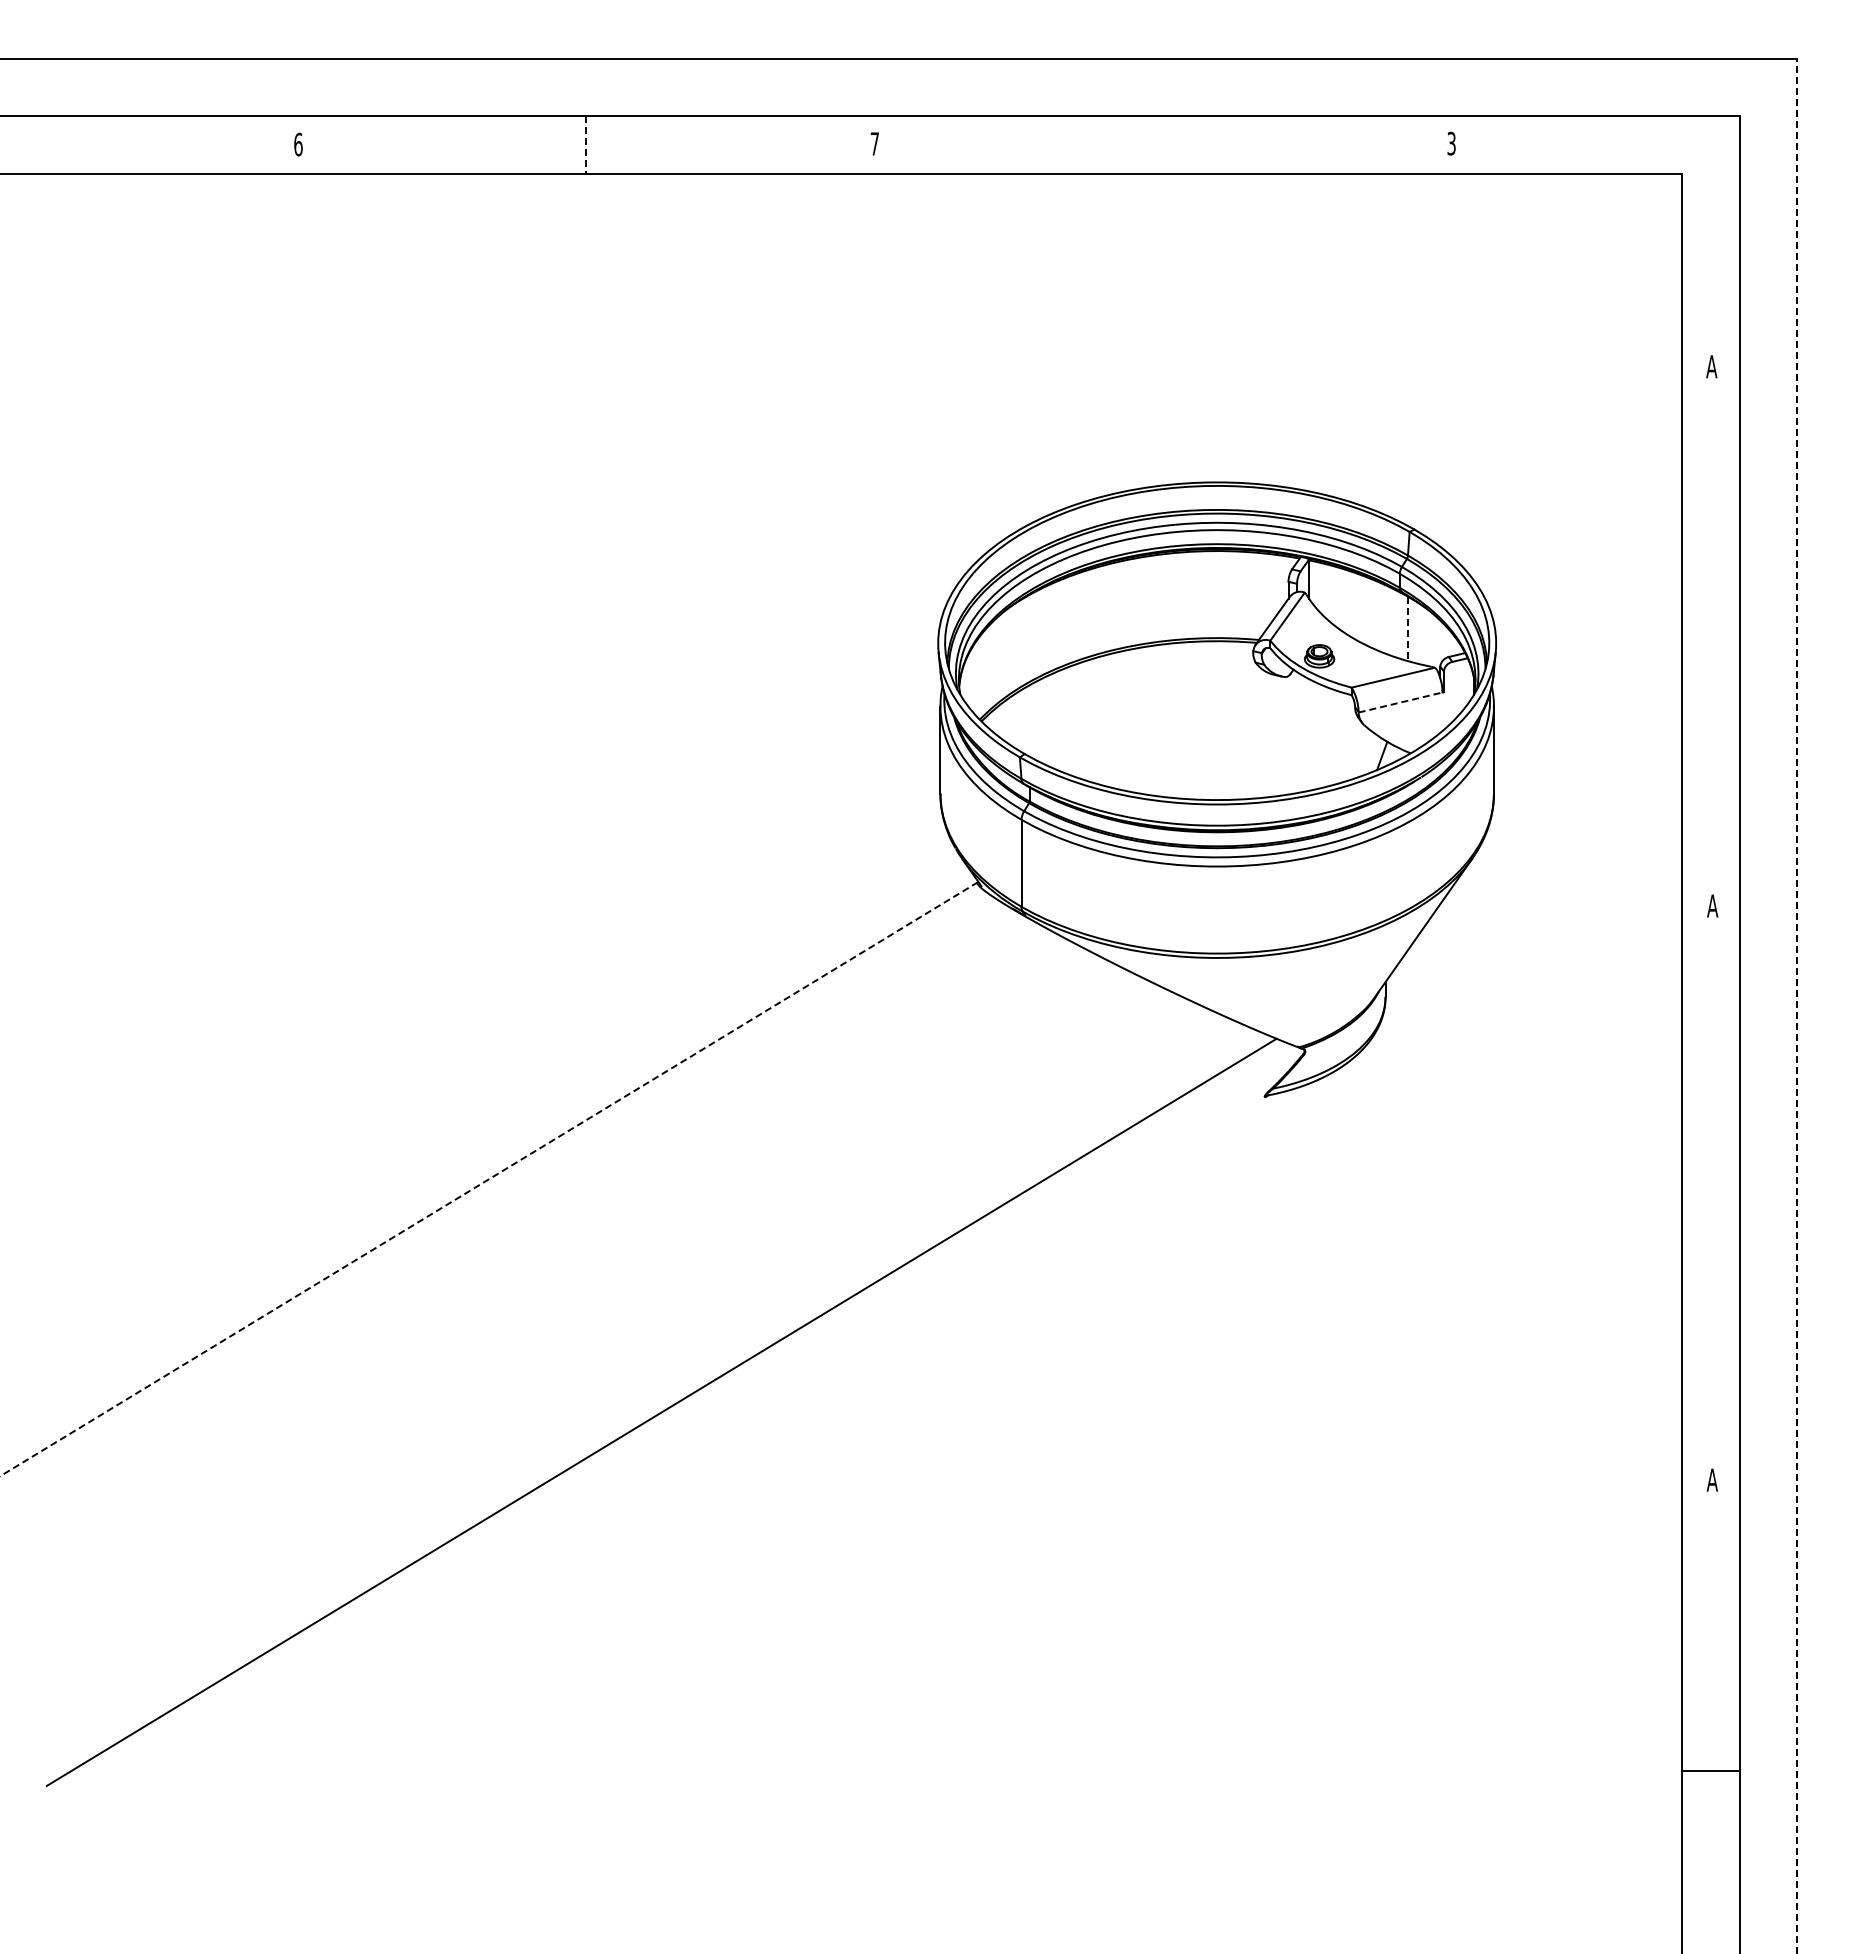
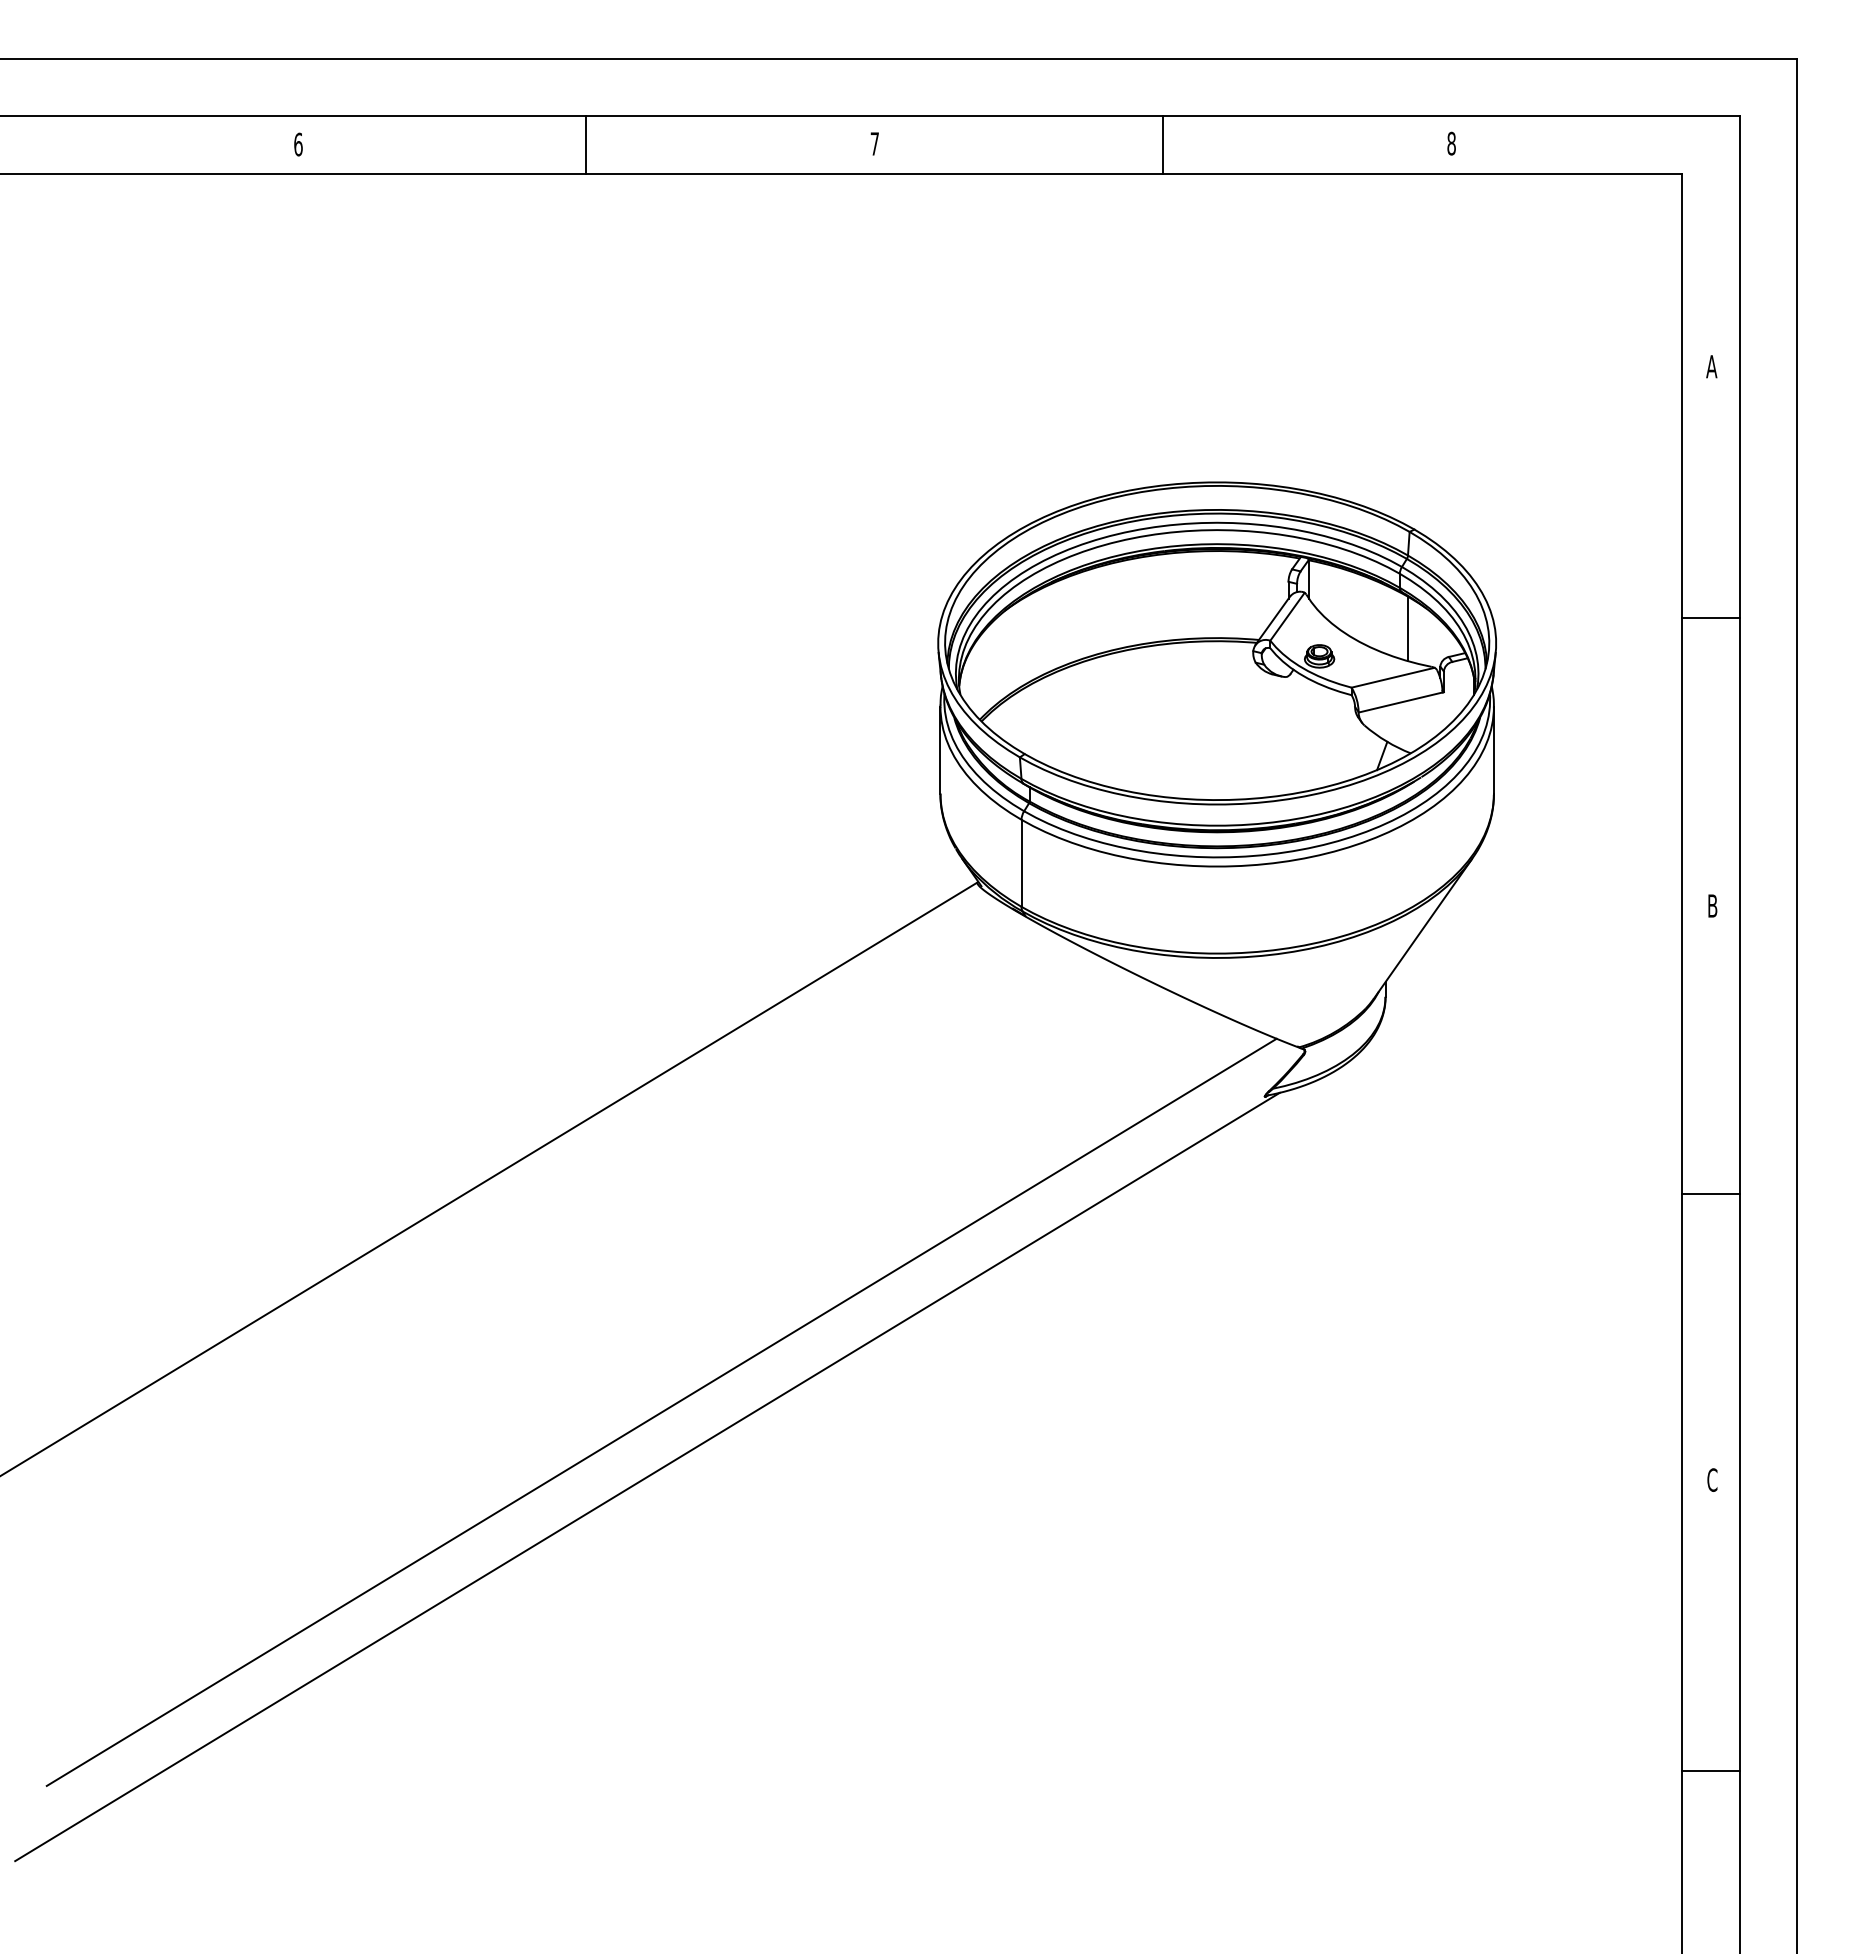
text: 3 -> 8 (1451, 143)
line: none -> present (1162, 144)
line: dashed -> solid (586, 145)
line: none -> present (1710, 617)
line: dashed -> solid (1408, 629)
line: dashed -> solid (1401, 702)
text: A -> B (1712, 905)
line: dashed -> solid (1797, 1005)
line: dashed -> solid (488, 1179)
line: none -> present (1710, 1194)
line: none -> present (647, 1476)
text: A -> C (1711, 1479)
